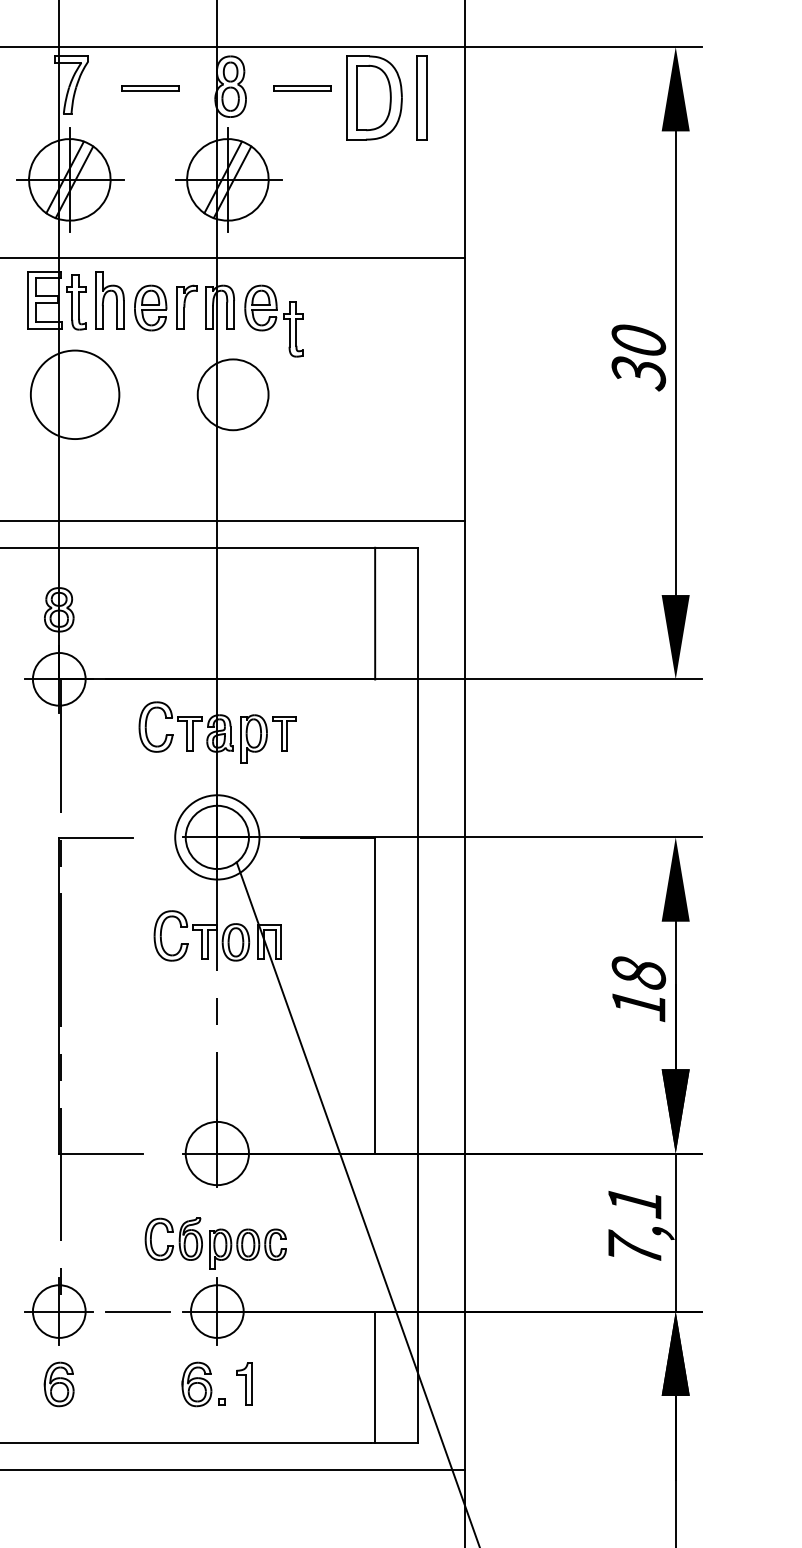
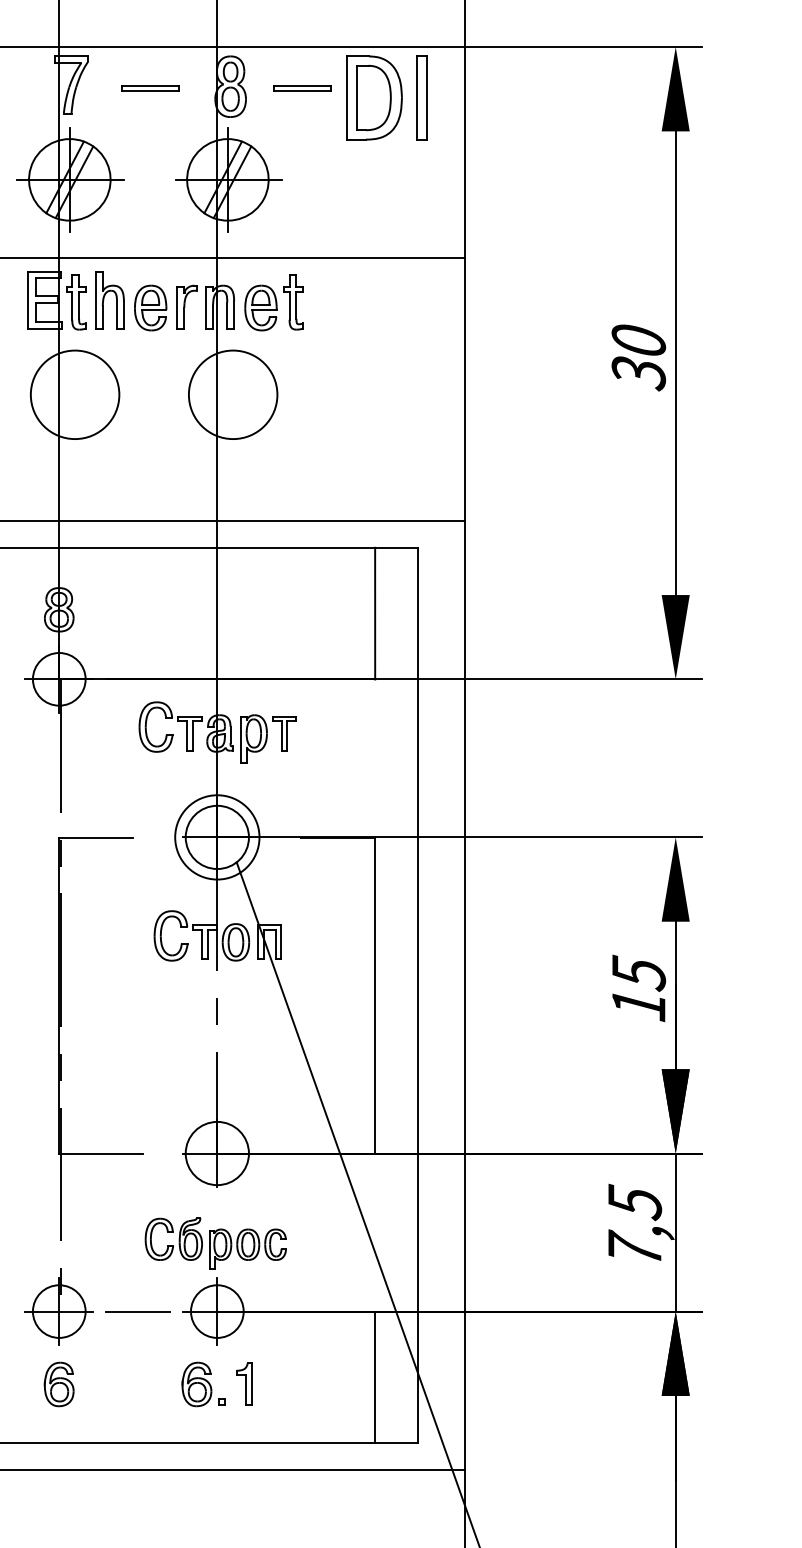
part position: (293, 329) -> (293, 302) (293, 302)
circle diameter: 71 px -> 89 px (232, 394)
text: 18 -> 15 (638, 973)
text: 7,1 -> 7,5 (635, 1202)
